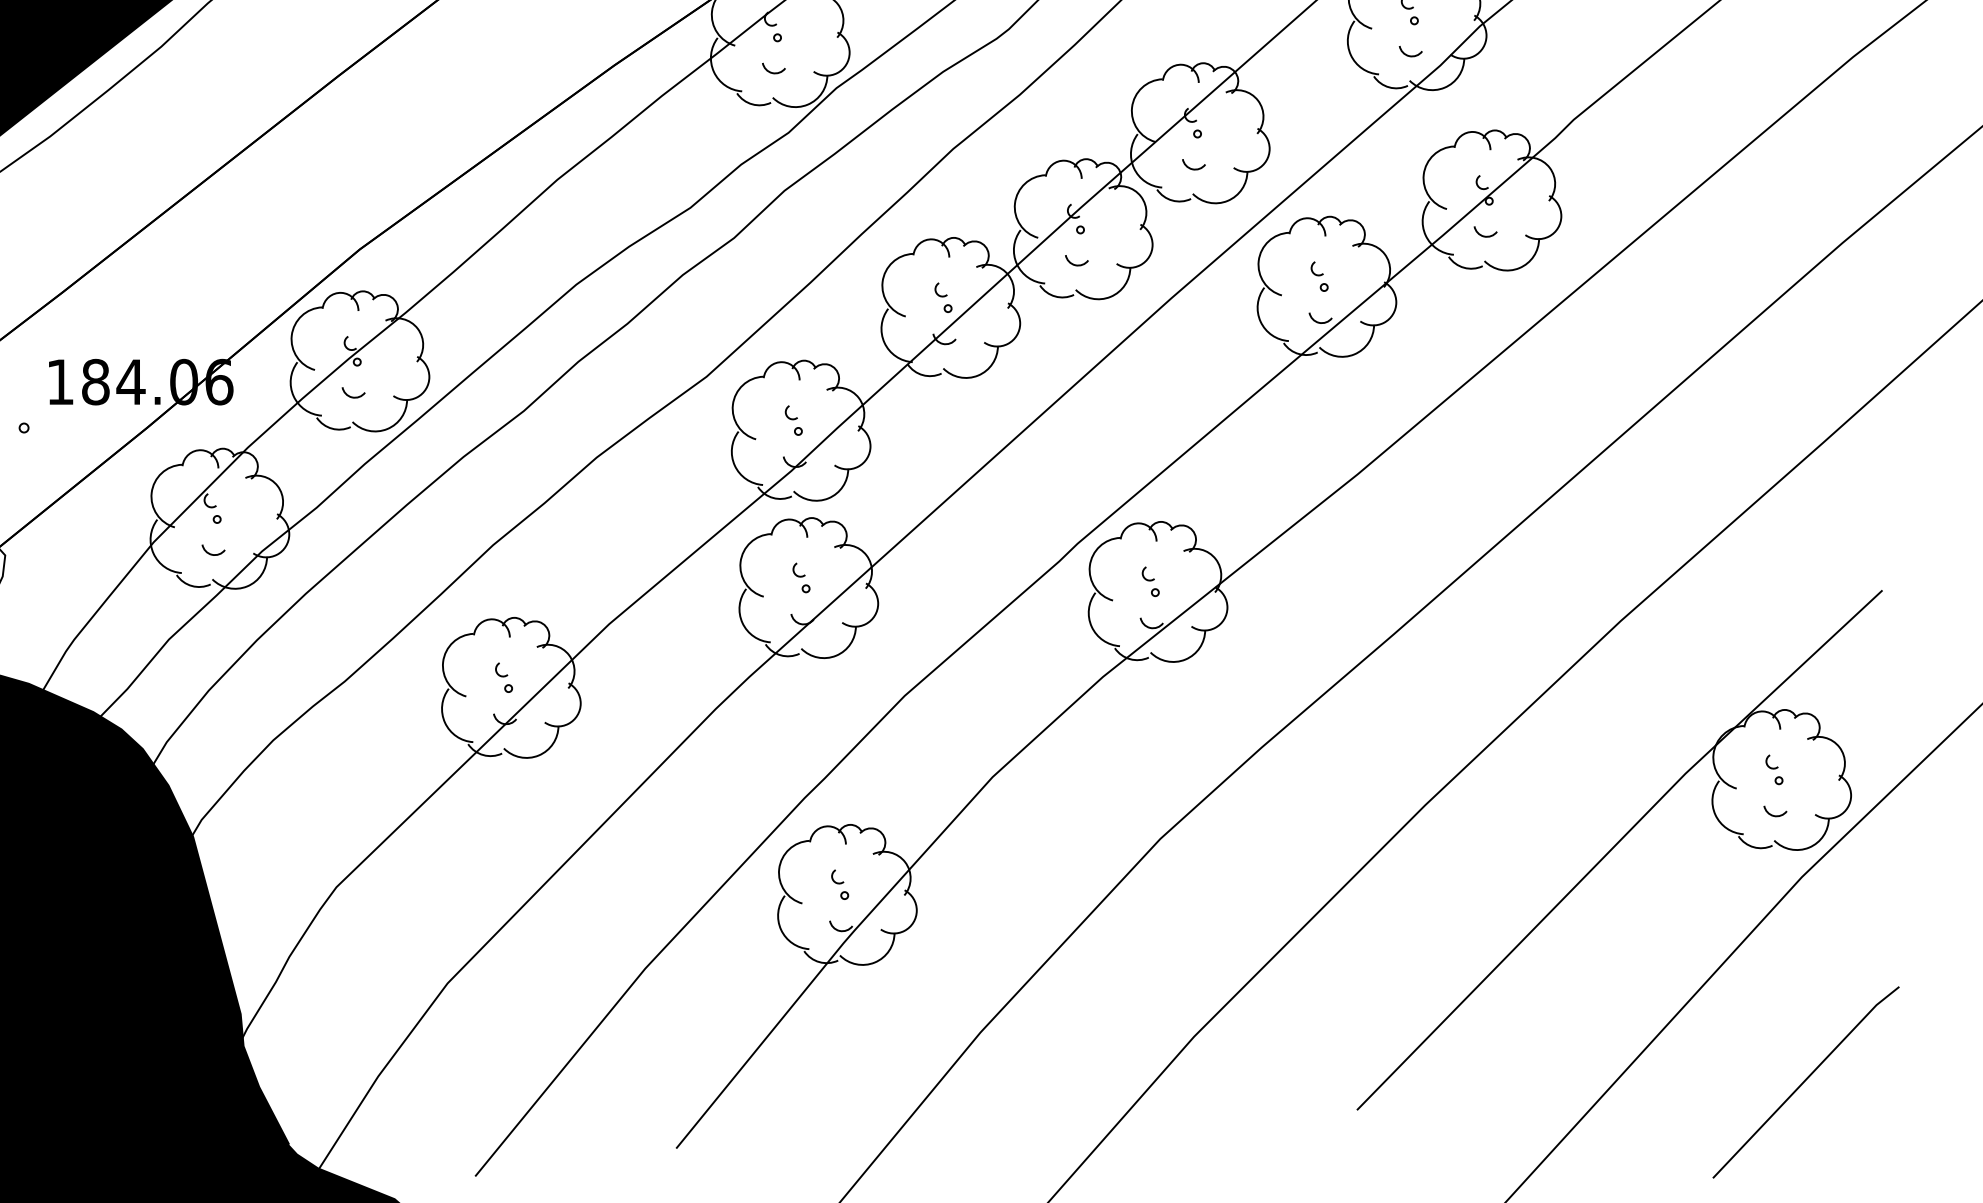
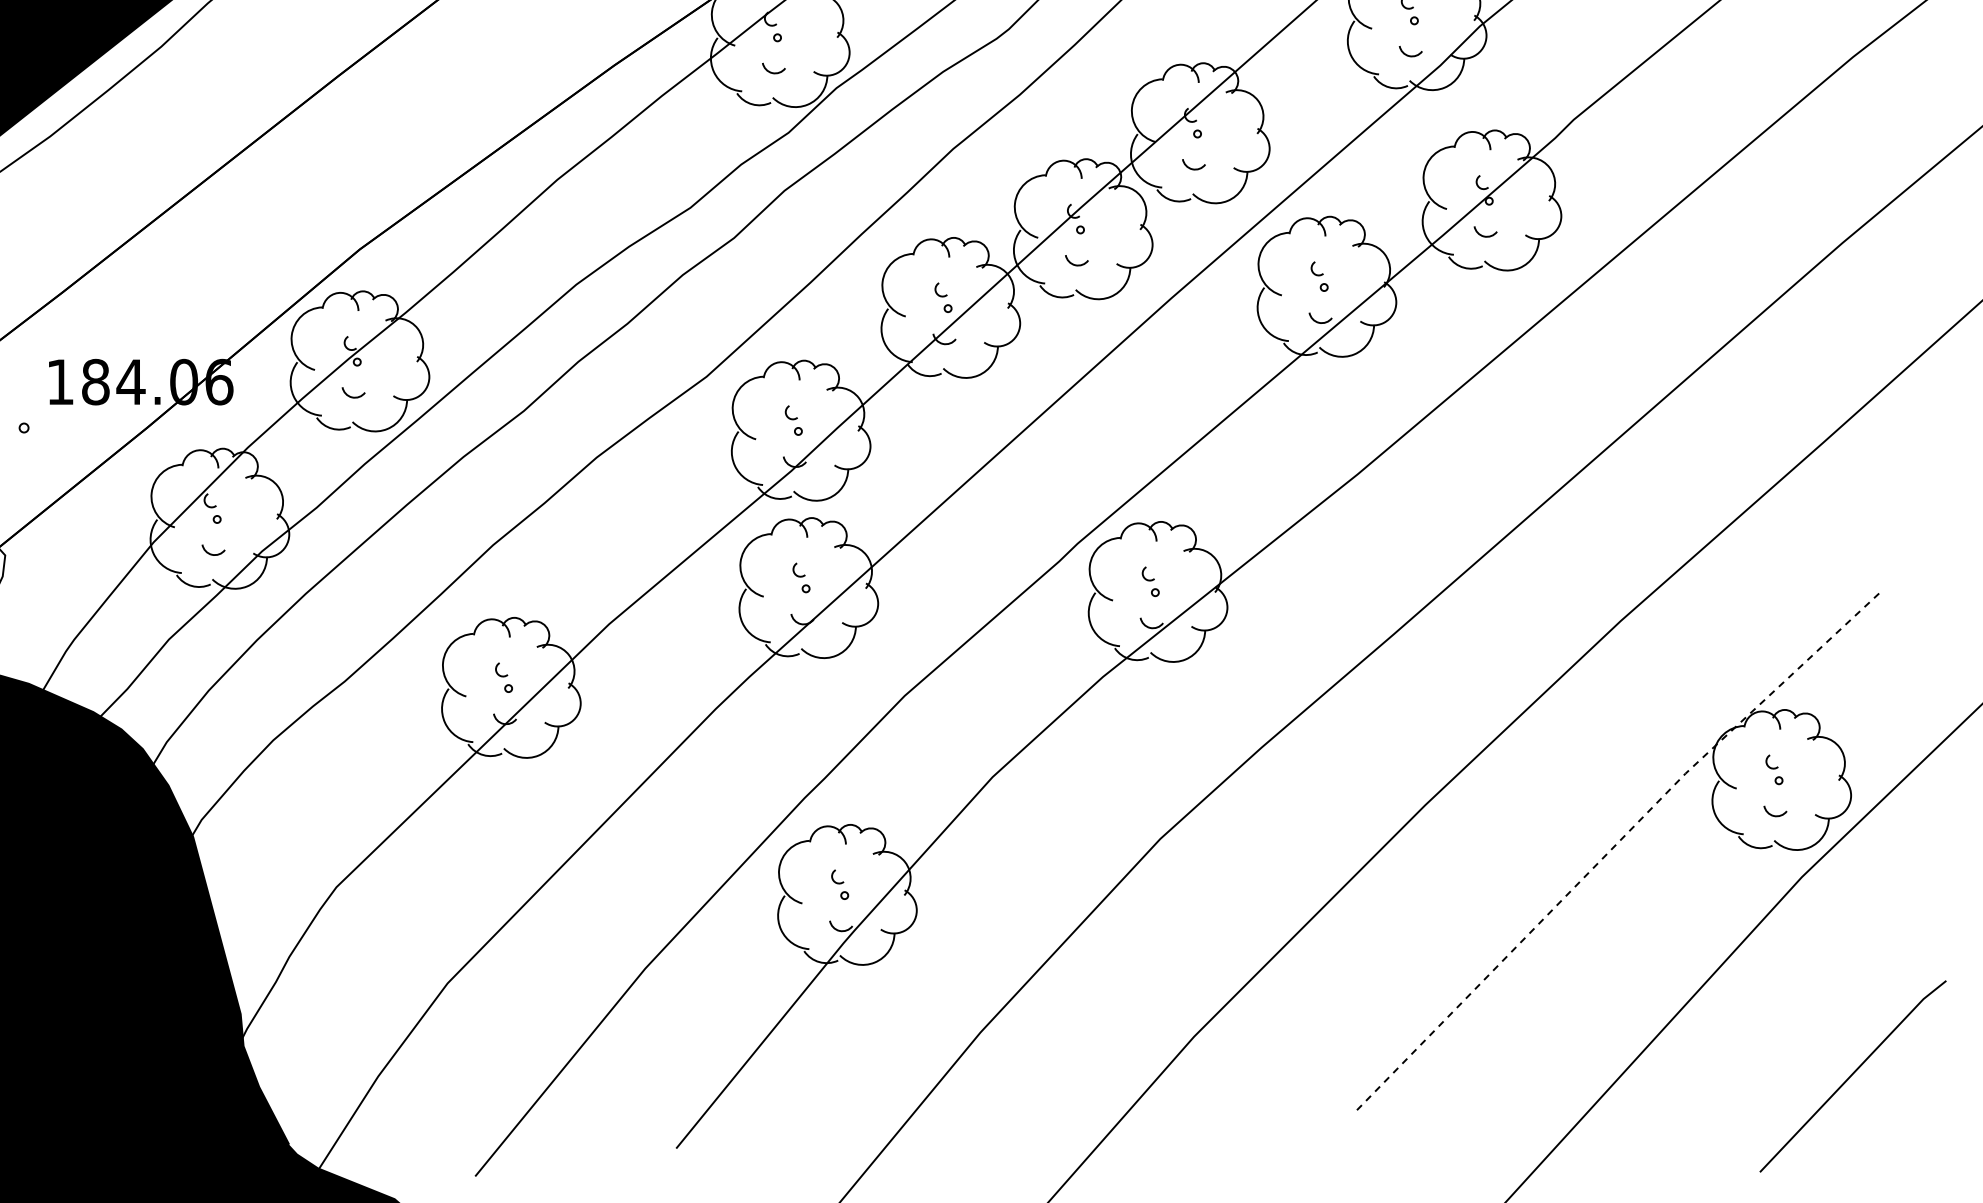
line: solid -> dashed (1615, 845)
line position: (1805, 1081) -> (1852, 1075) (1852, 1075)
